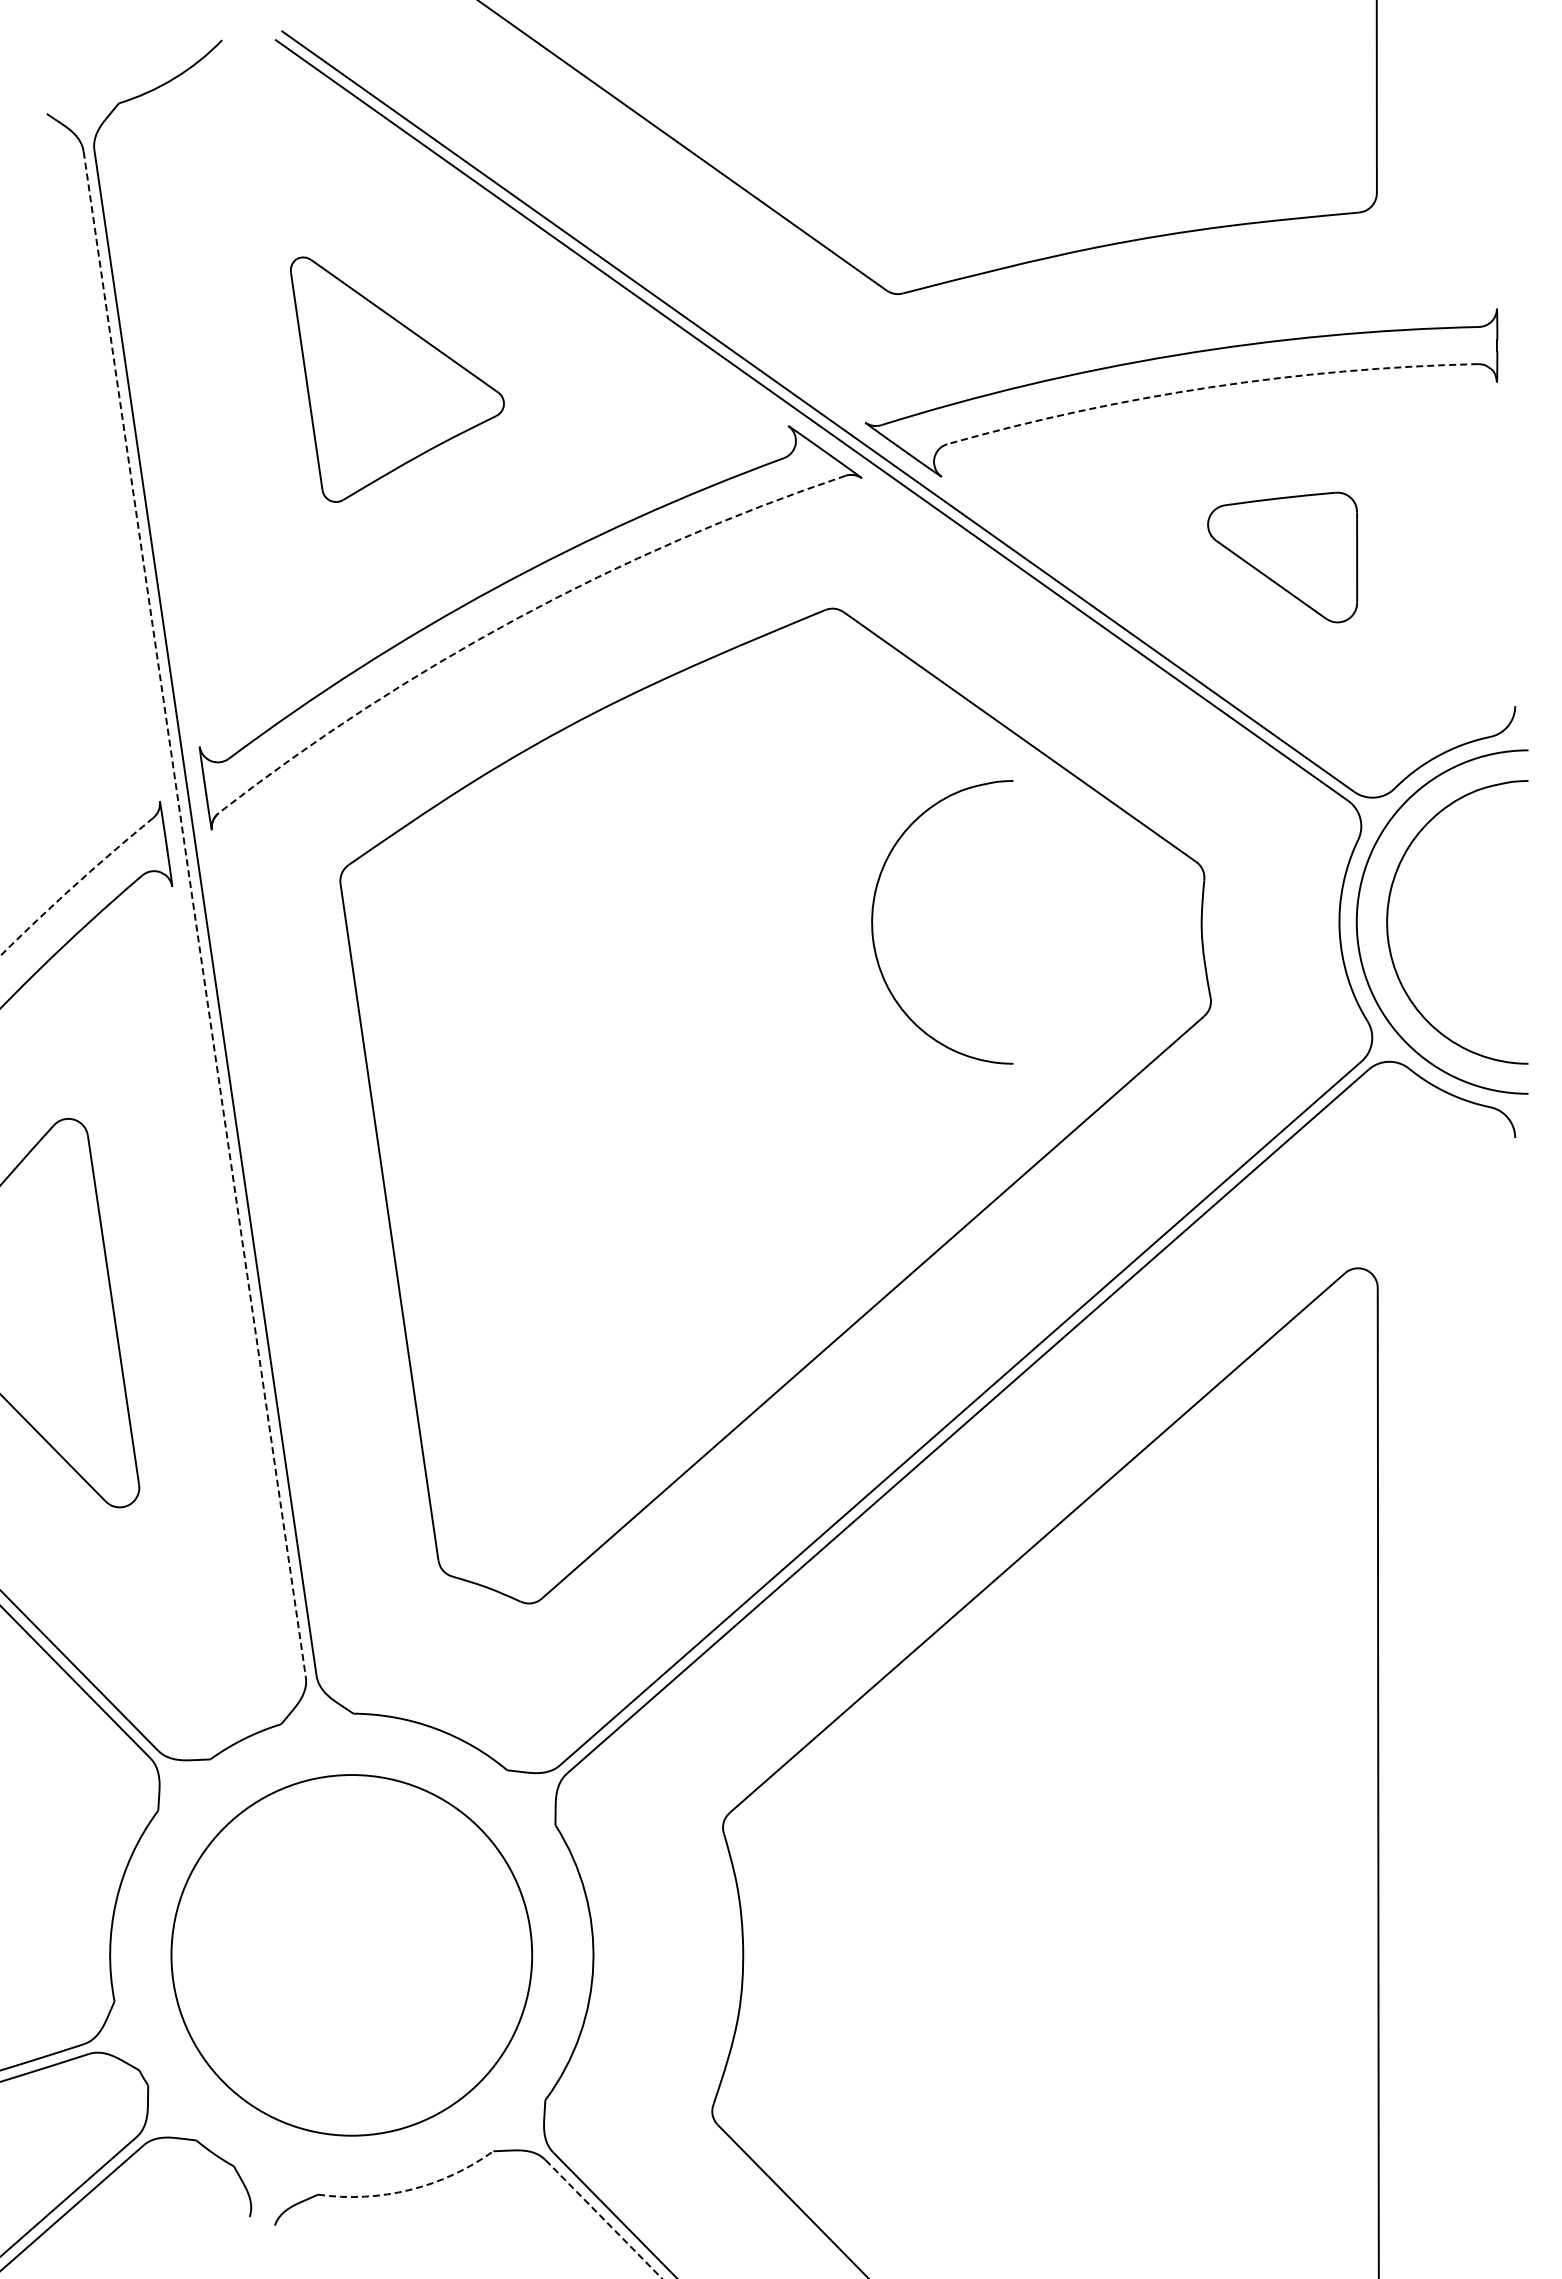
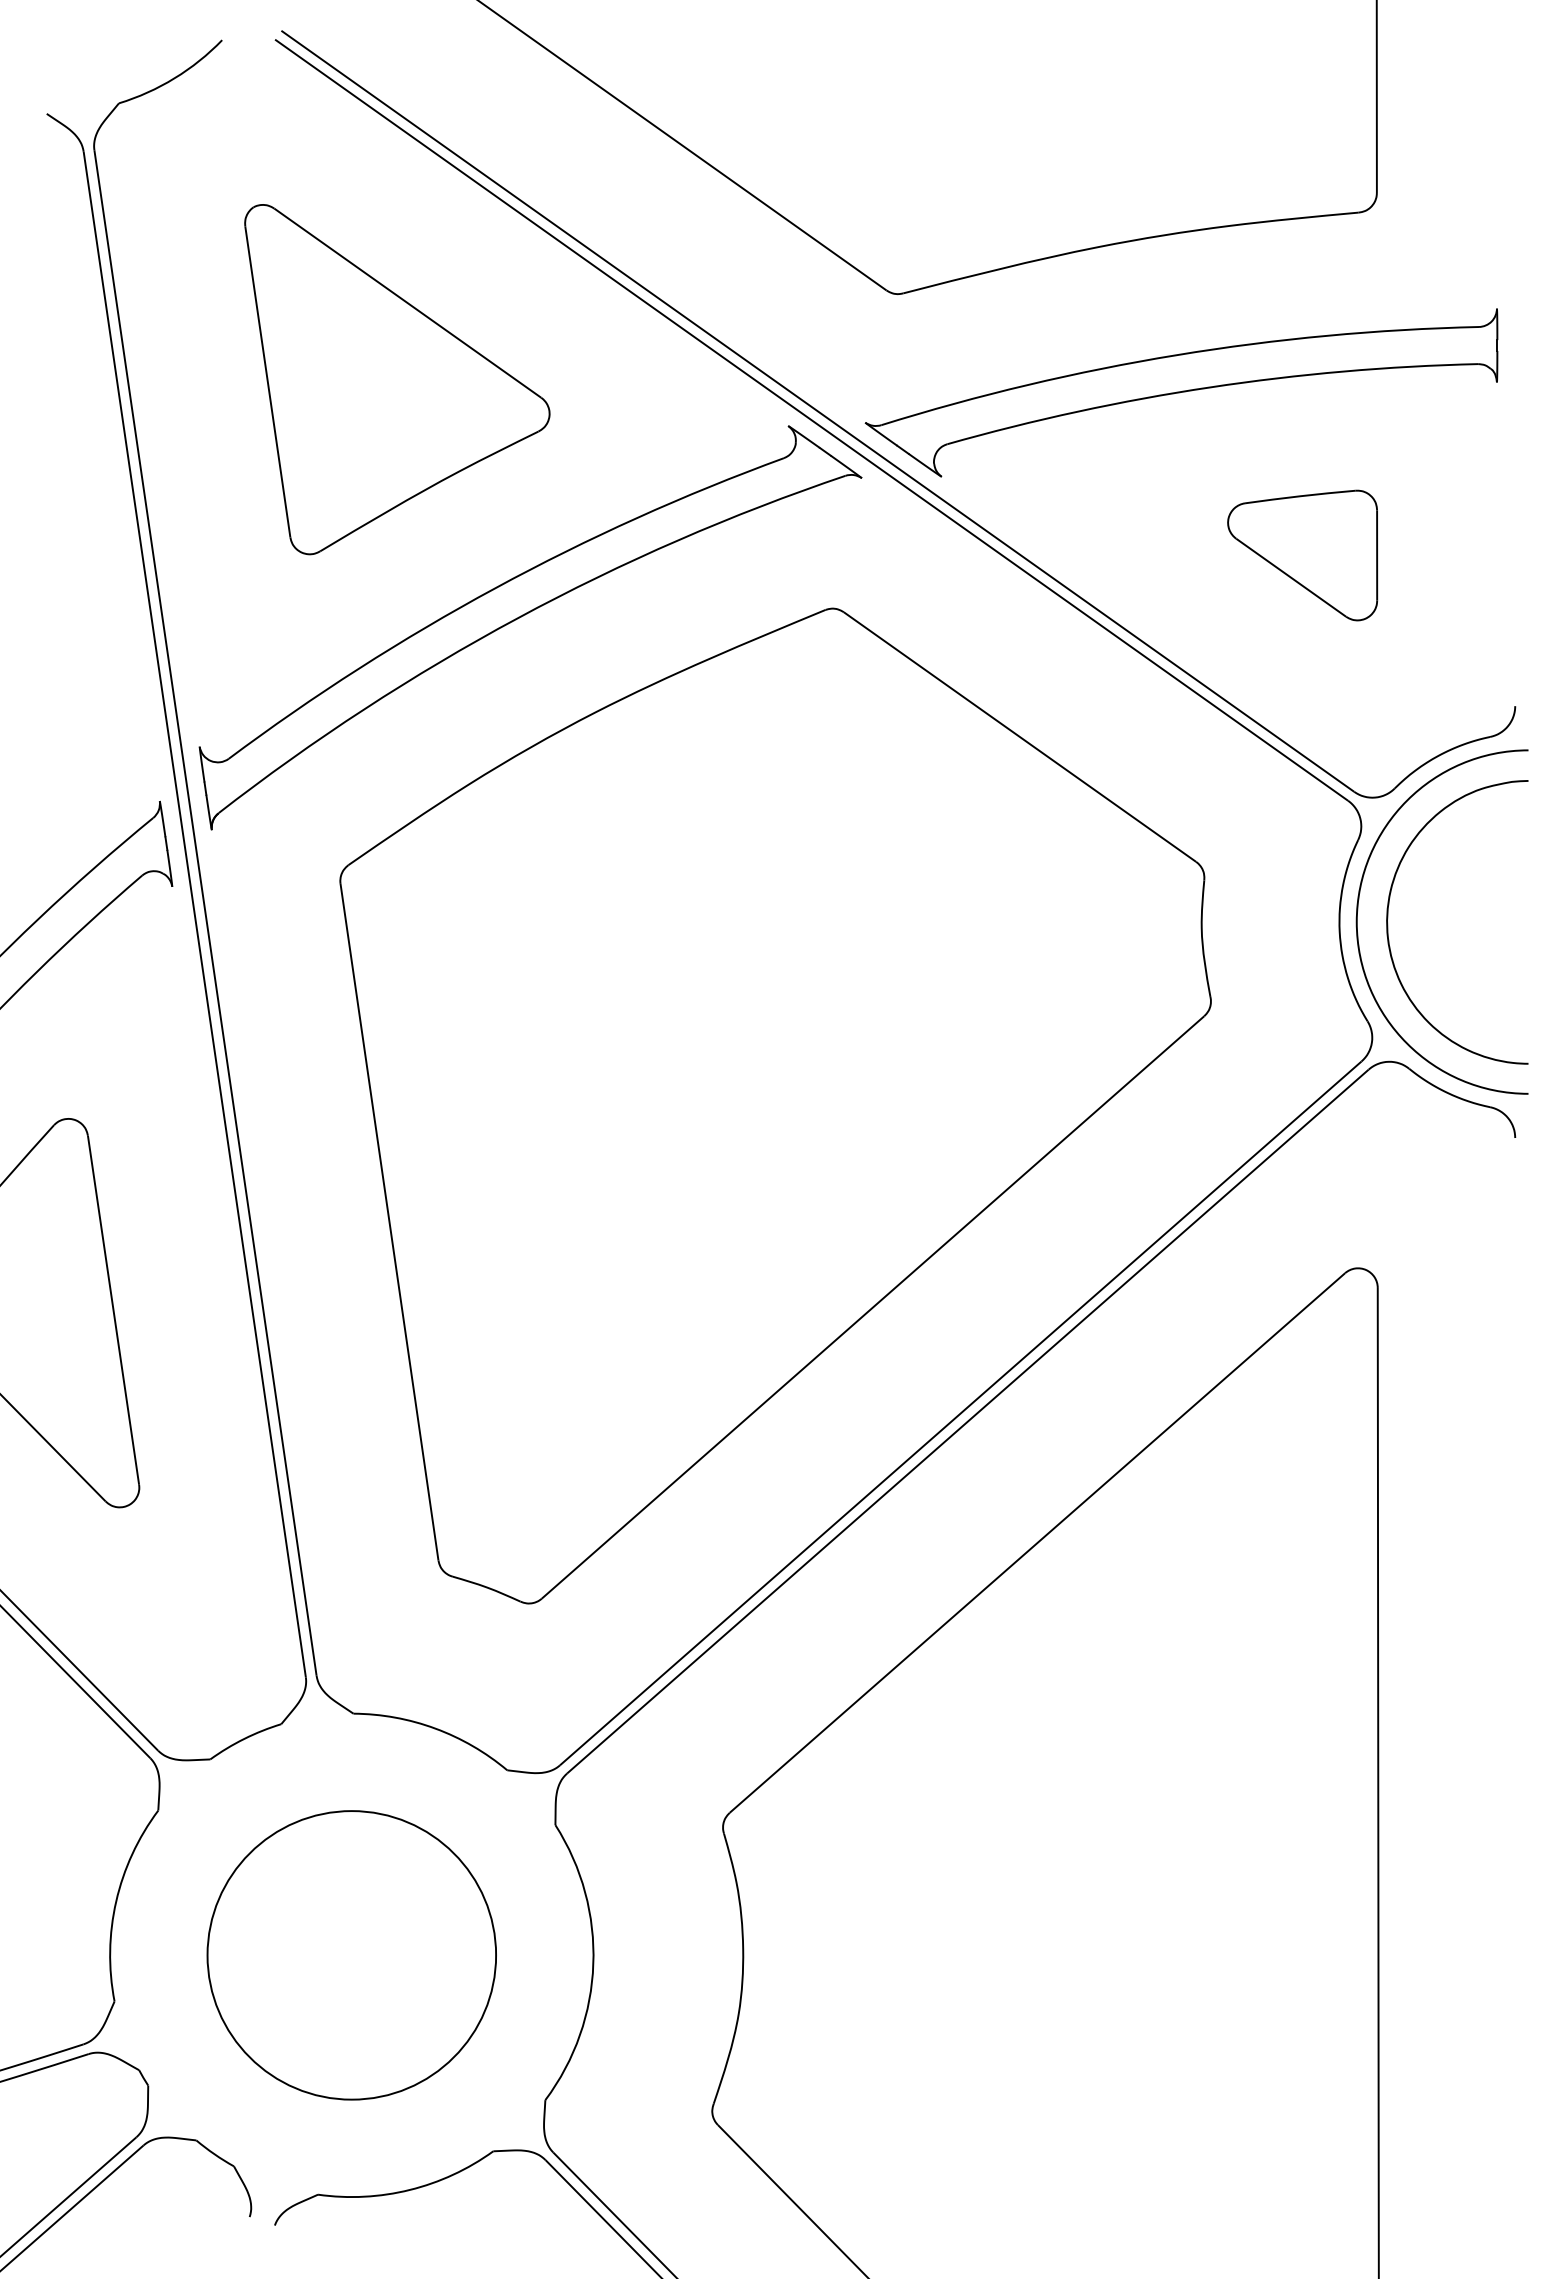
part size: 215x247 px -> 307x352 px (397, 379)
arc: dashed -> solid (1210, 387)
part position: (1282, 557) -> (1302, 555) (1302, 555)
arc: dashed -> solid (517, 618)
arc: dashed -> solid (74, 886)
line: dashed -> solid (194, 915)
curve: present -> none (873, 923)
circle diameter: 361 px -> 289 px (351, 1955)
arc: dashed -> solid (409, 2189)
line: dashed -> solid (603, 2219)
